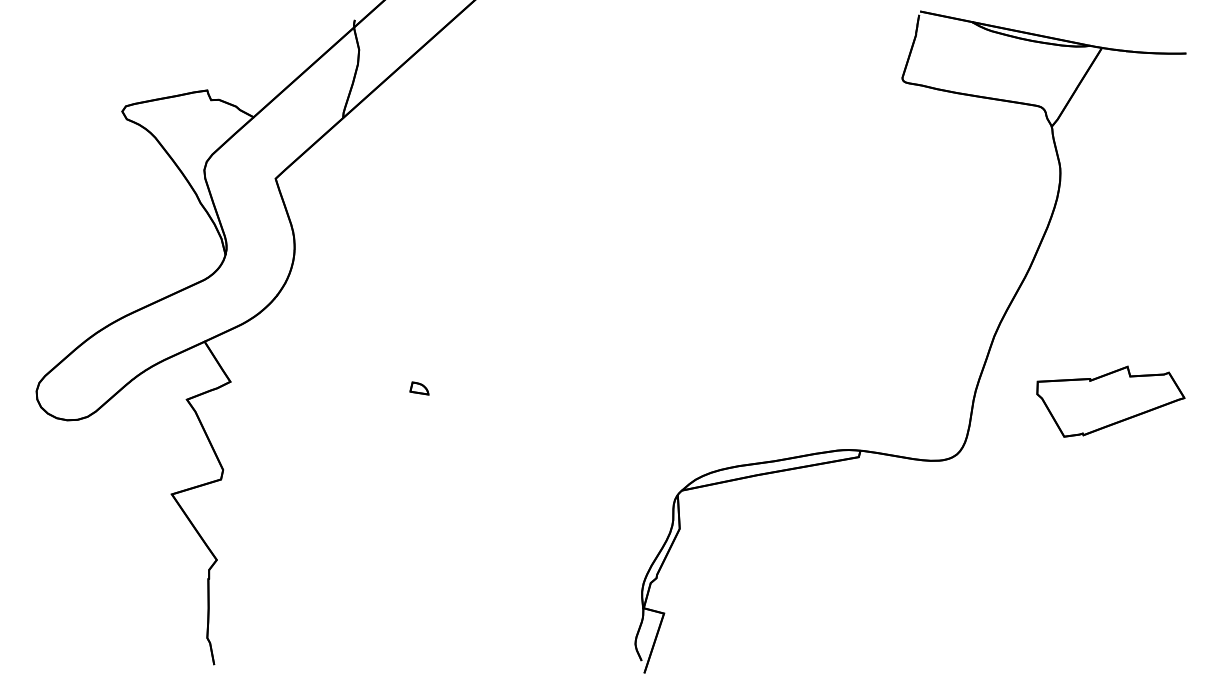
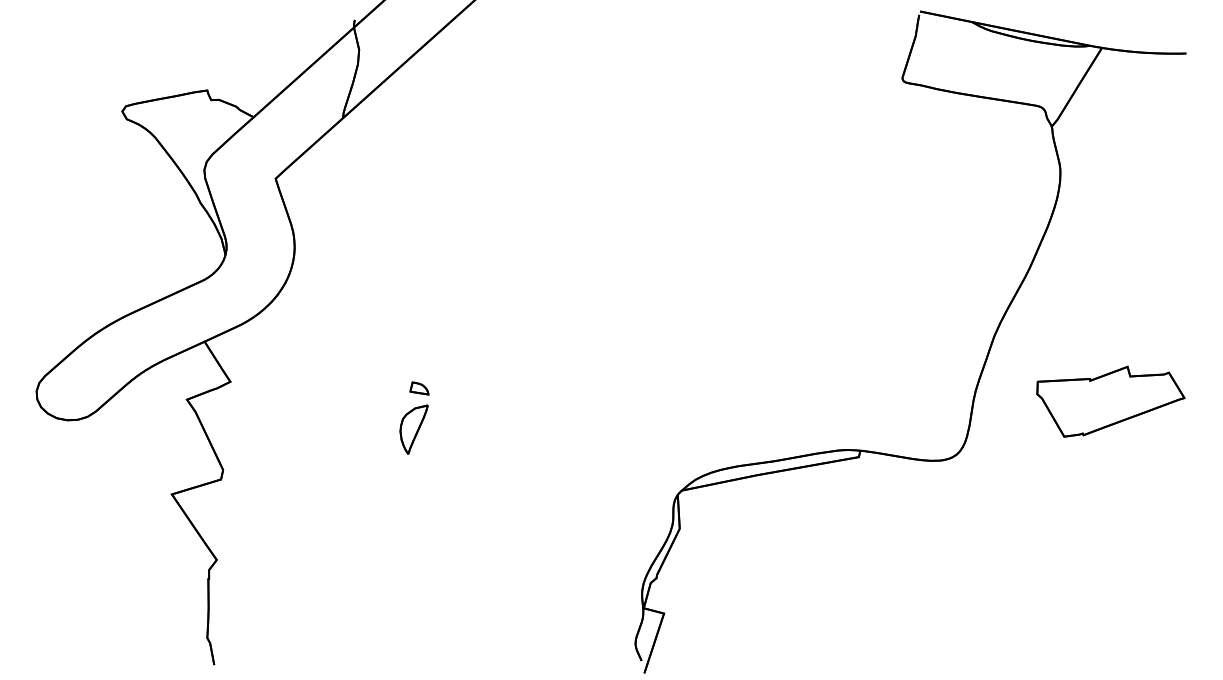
part: none -> present (413, 429)
